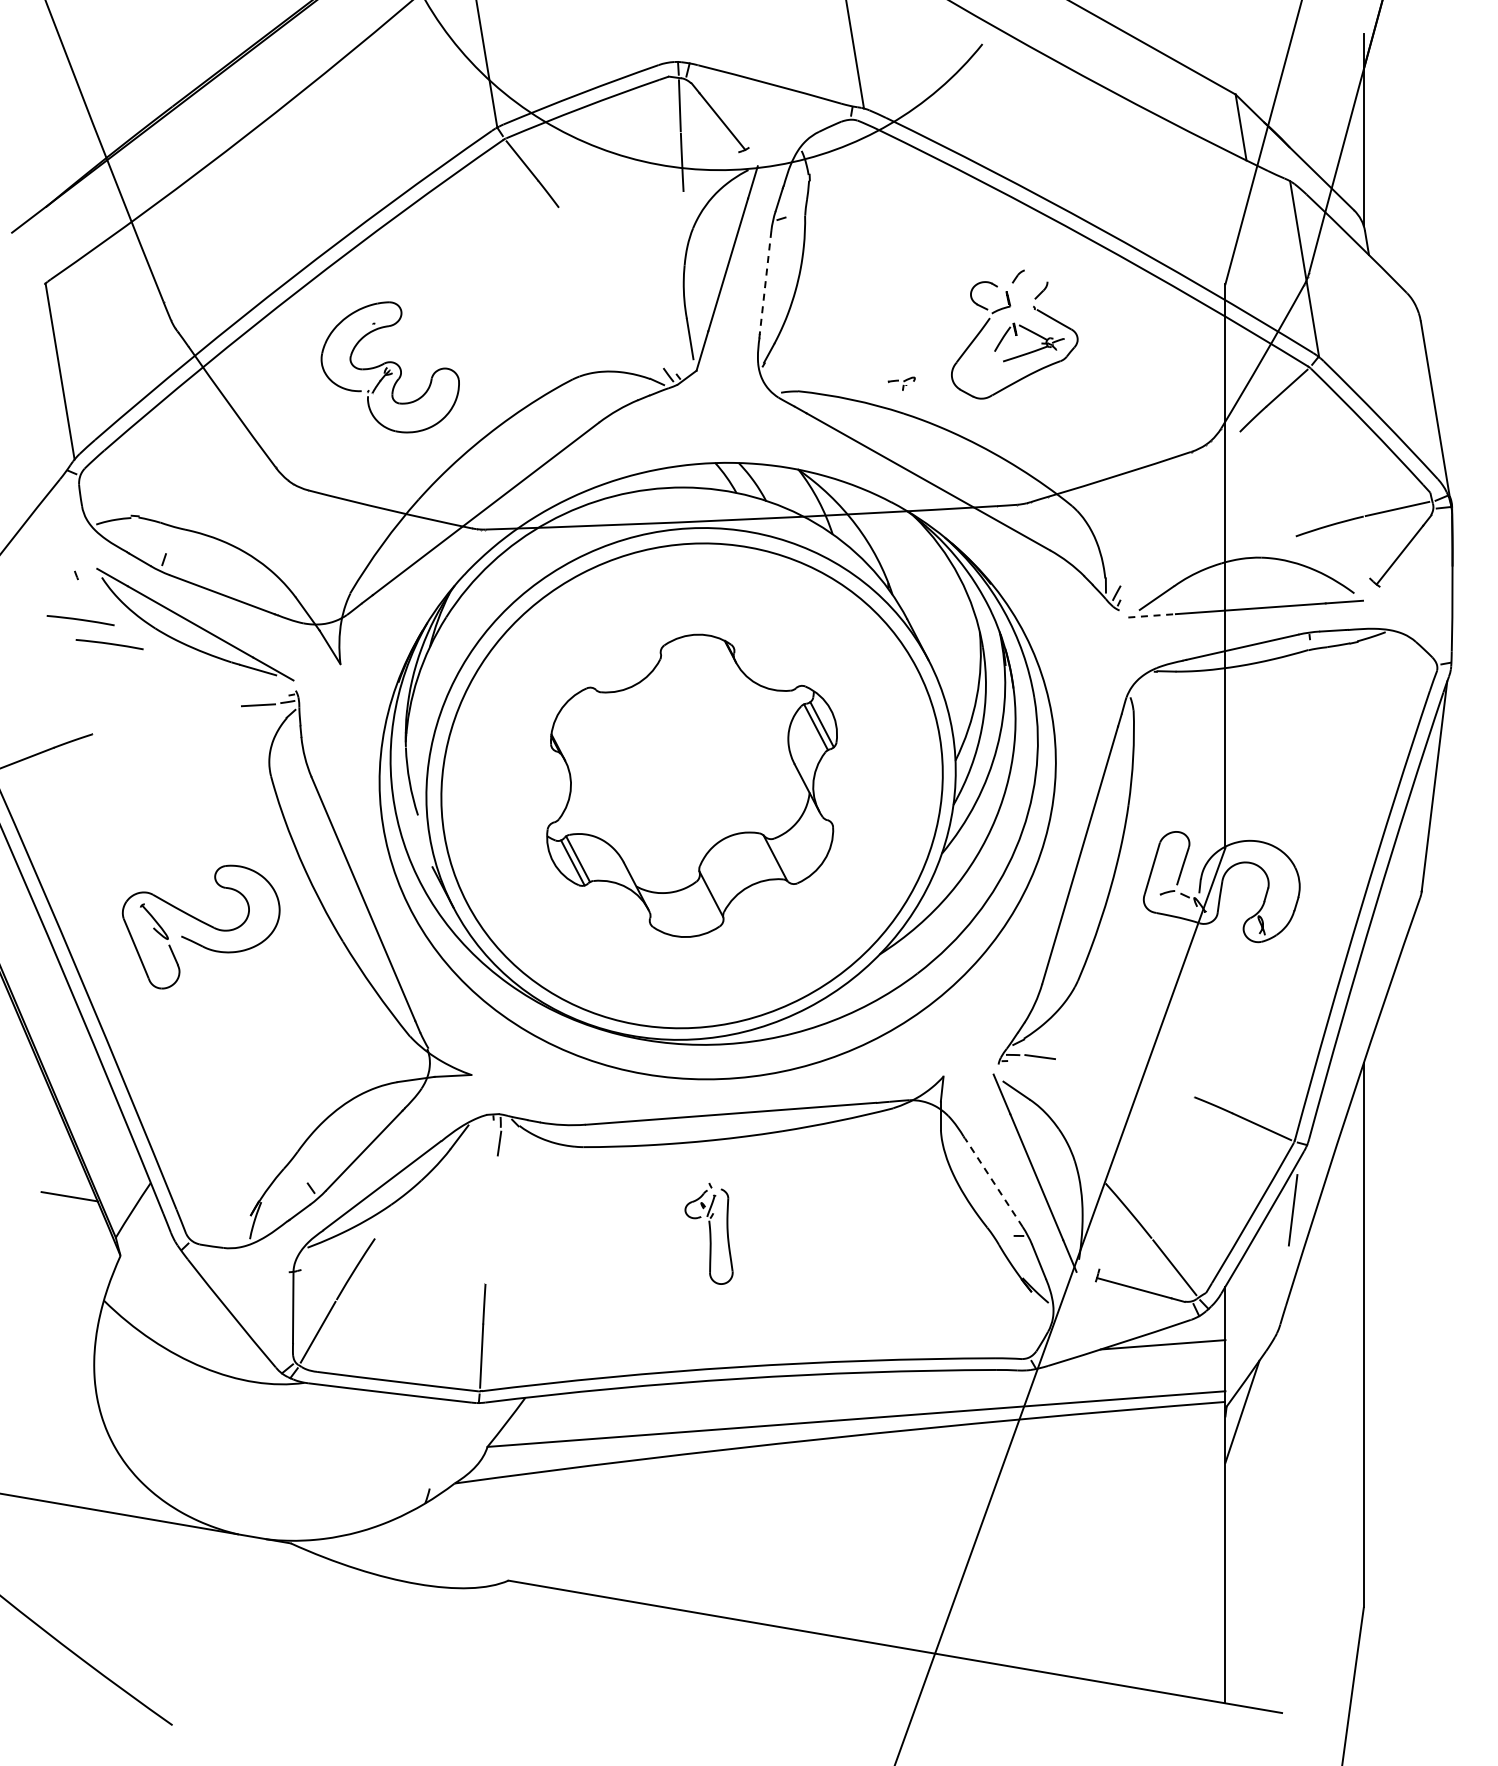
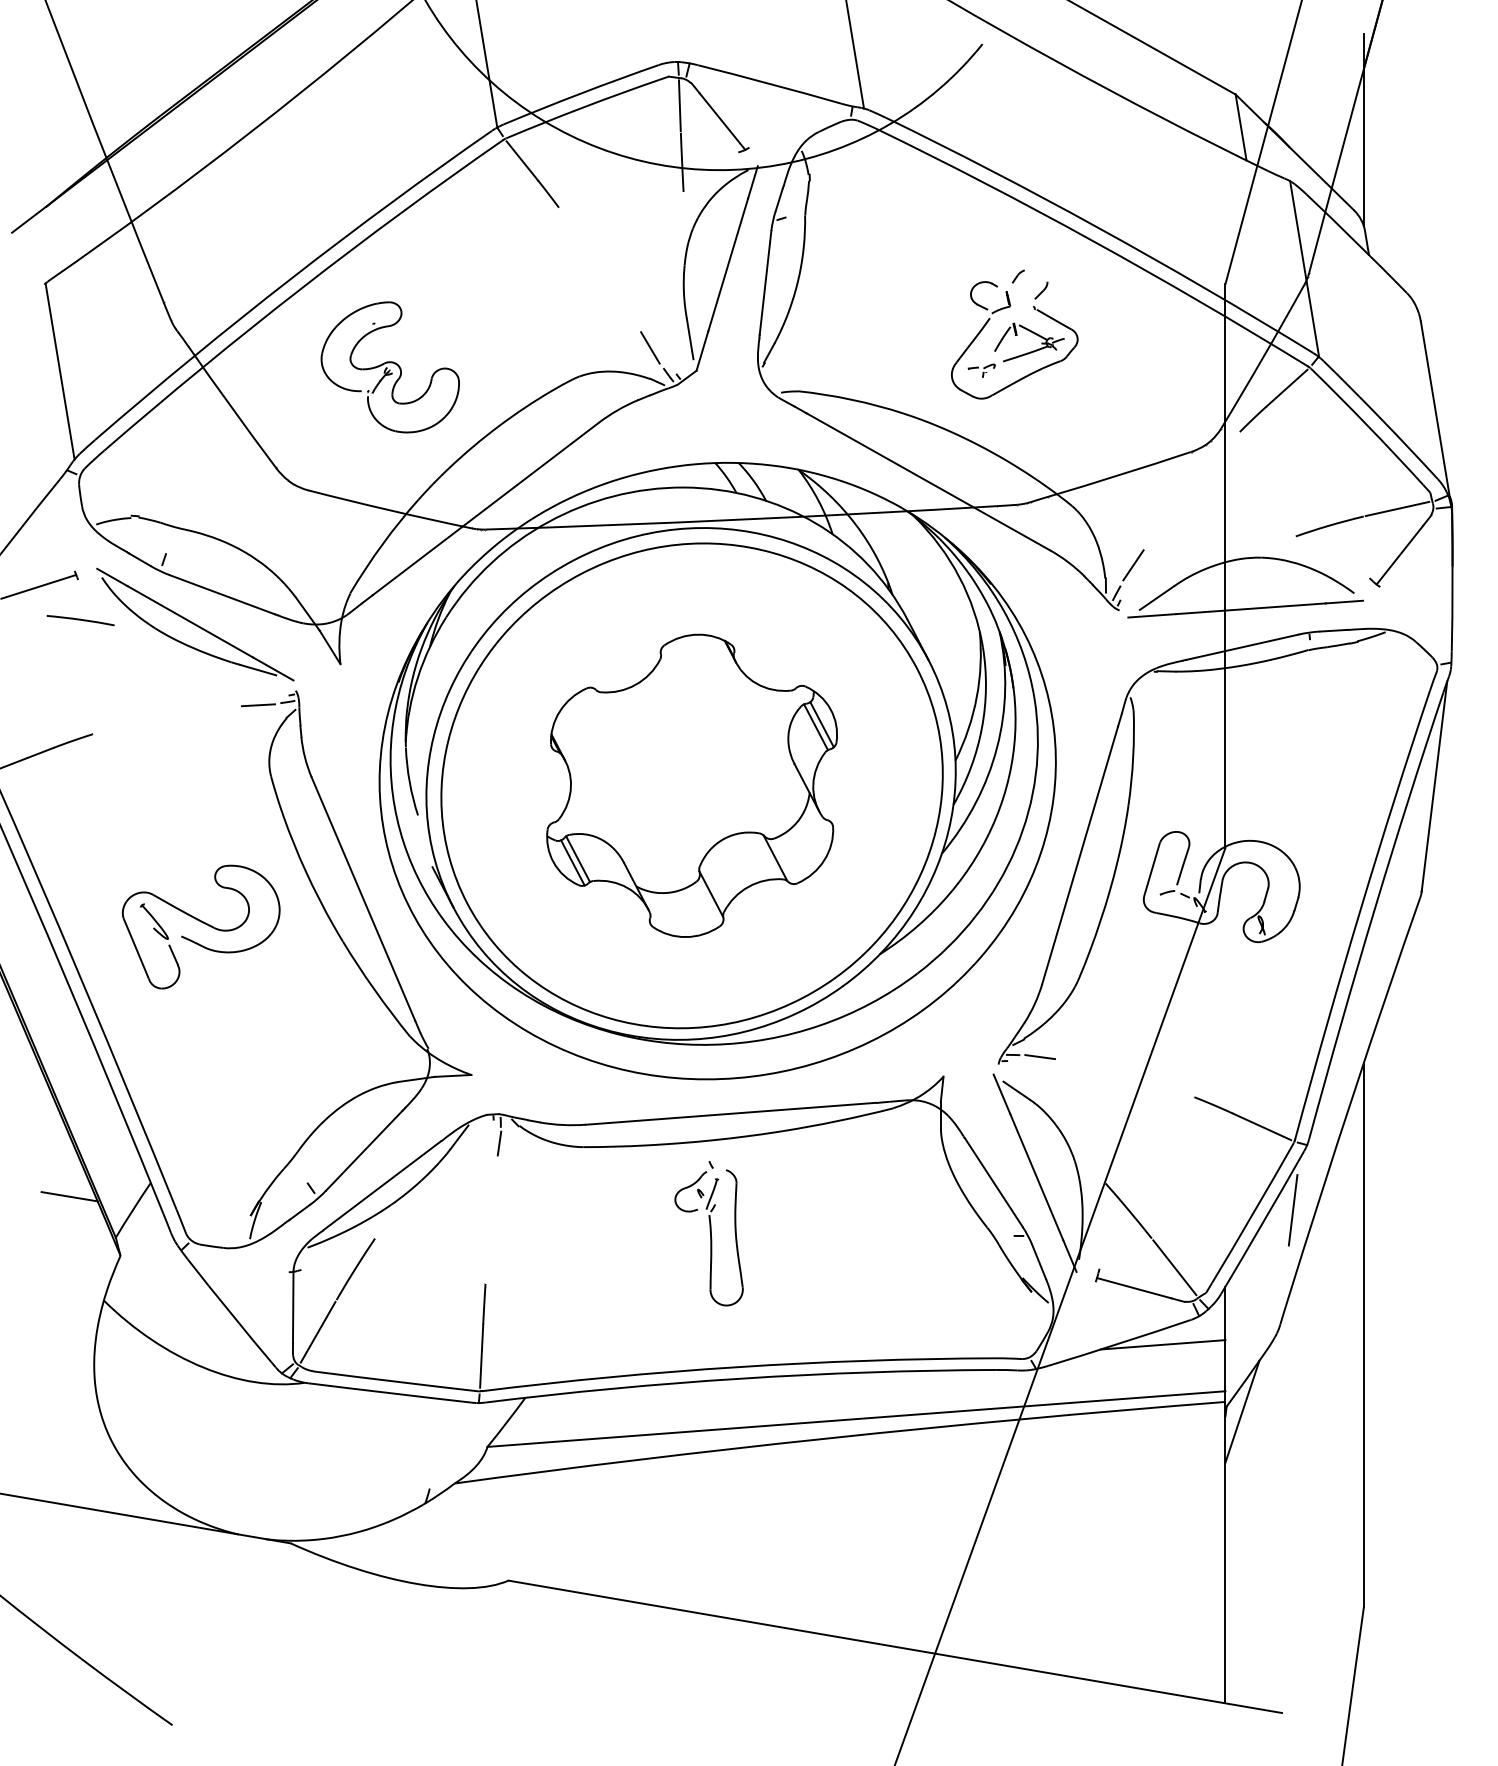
line: dashed -> solid (765, 283)
line: none -> present (650, 347)
part position: (901, 383) -> (981, 370) (981, 370)
line: none -> present (1133, 565)
line: none -> present (39, 586)
line: dashed -> solid (1152, 615)
line: present -> none (109, 644)
line: dashed -> solid (993, 1182)
part size: 50x103 px -> 70x146 px (708, 1233)
